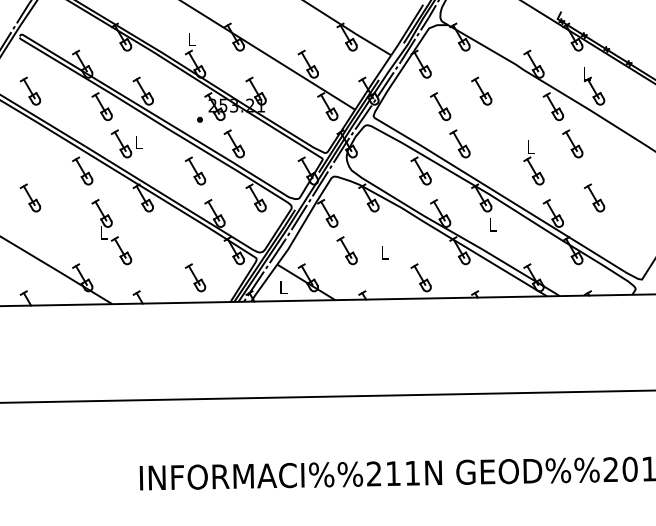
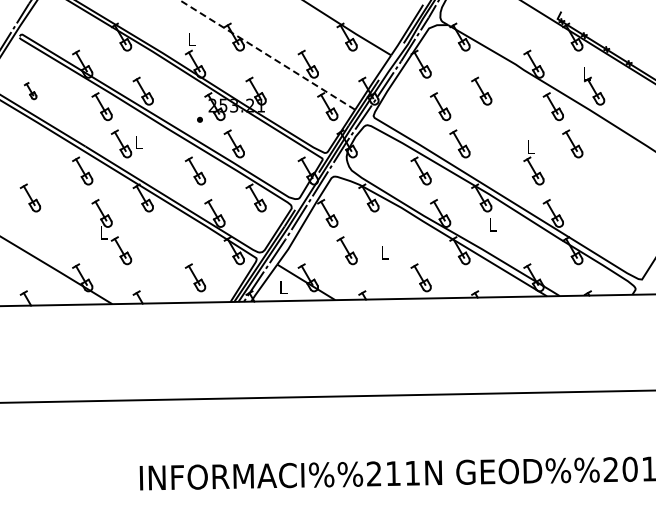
line: solid -> dashed (267, 54)
part size: 22x30 px -> 14x19 px (30, 91)
part: present -> none (594, 197)
